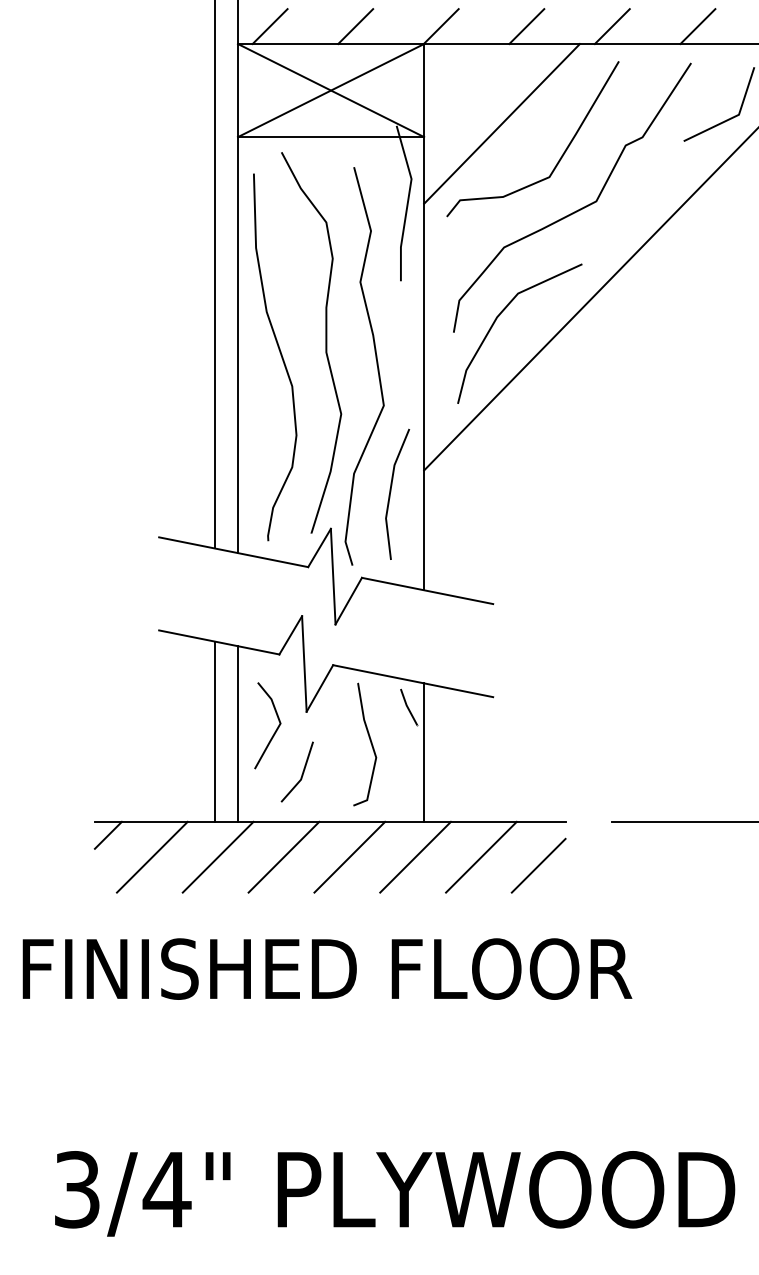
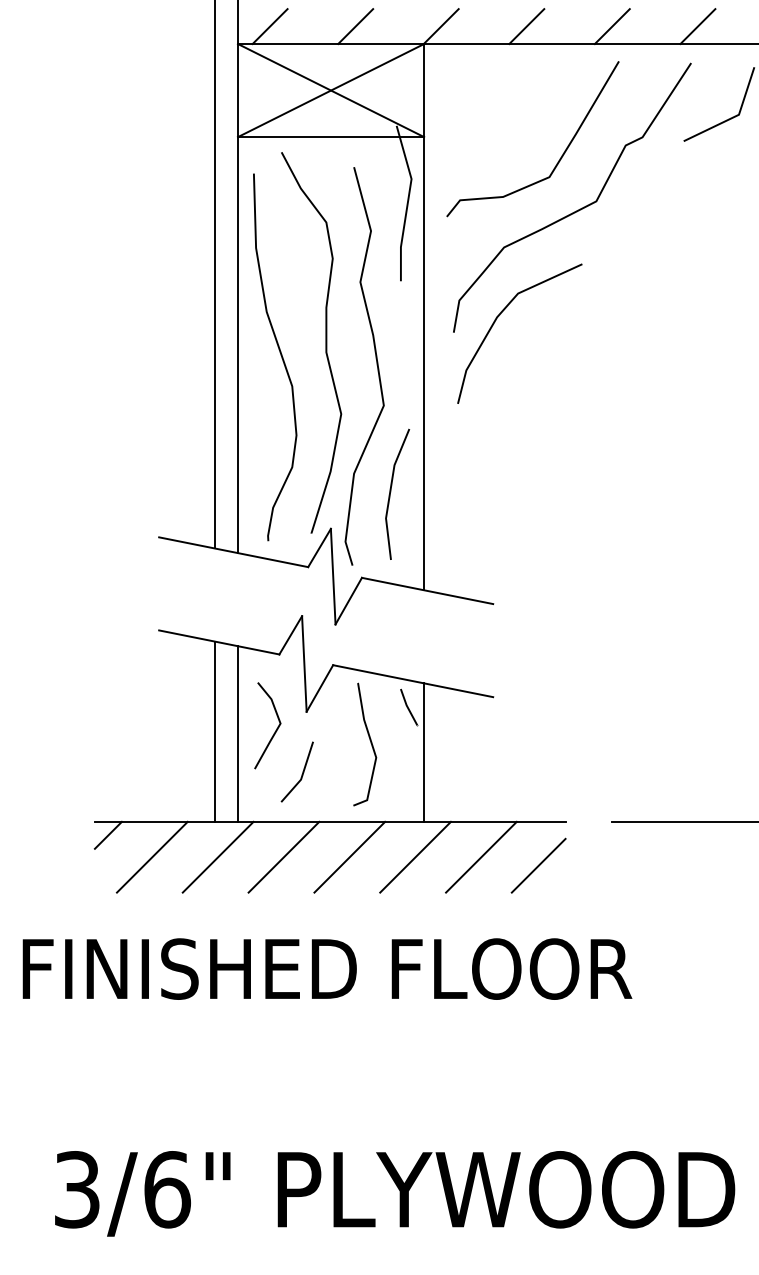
line: present -> none (501, 123)
line: present -> none (589, 300)
text: 3/4" -> 3/6" (166, 1189)
